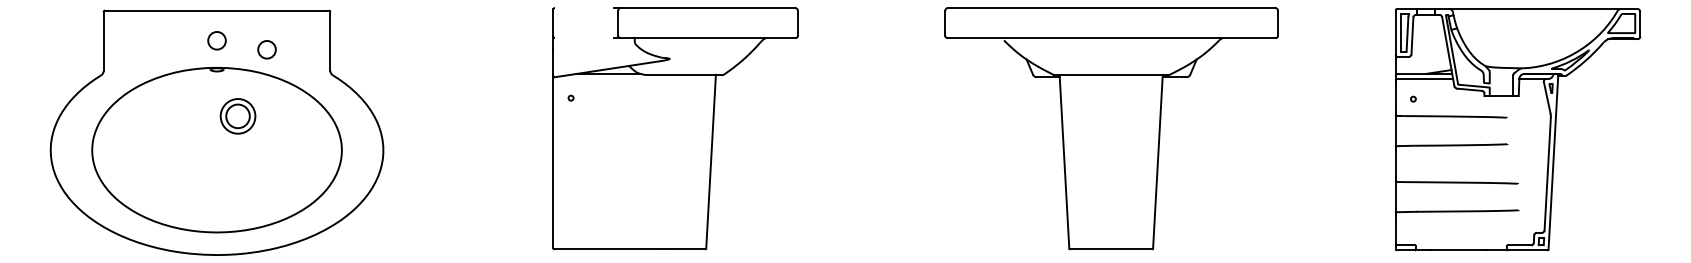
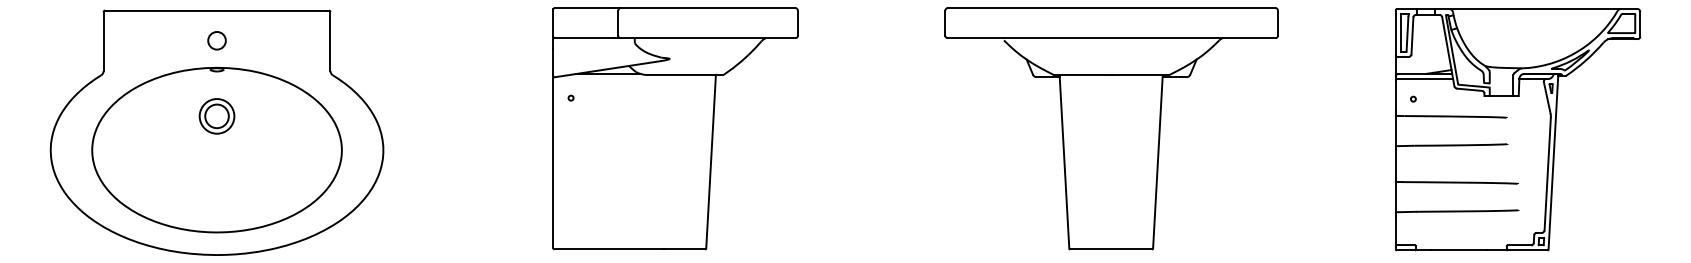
line: none -> present (583, 7)
line: none -> present (583, 38)
circle: present -> none (266, 49)
part position: (237, 116) -> (216, 116) (216, 116)
